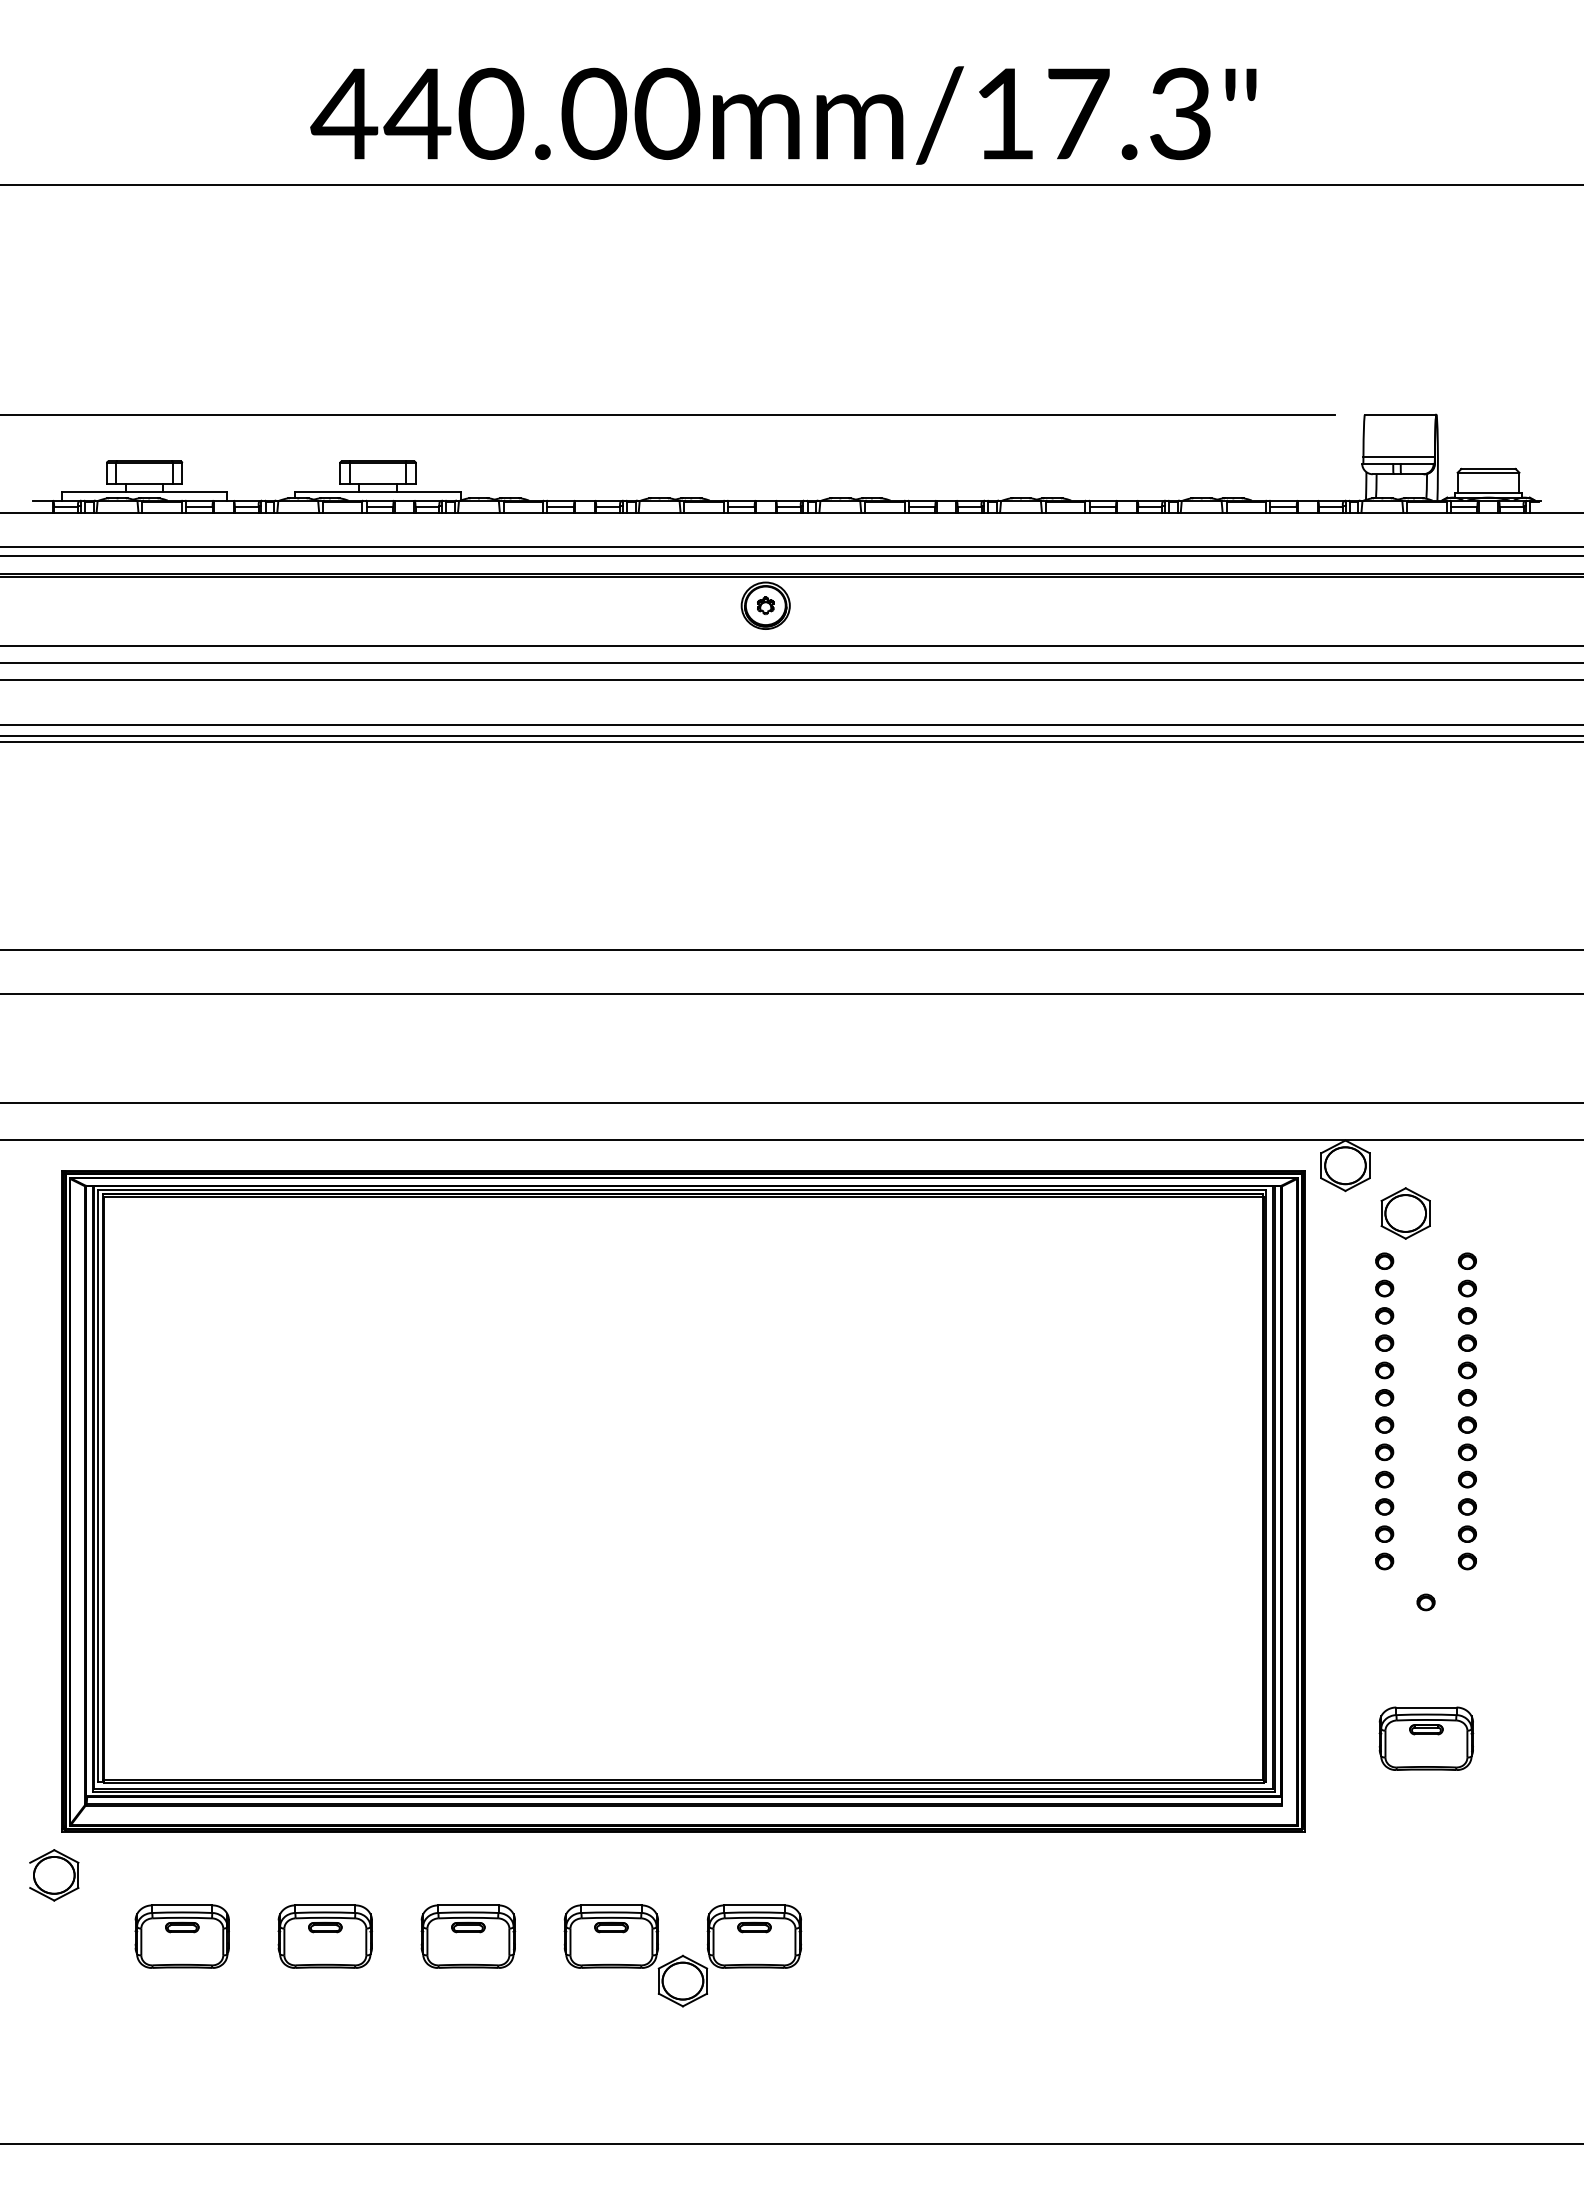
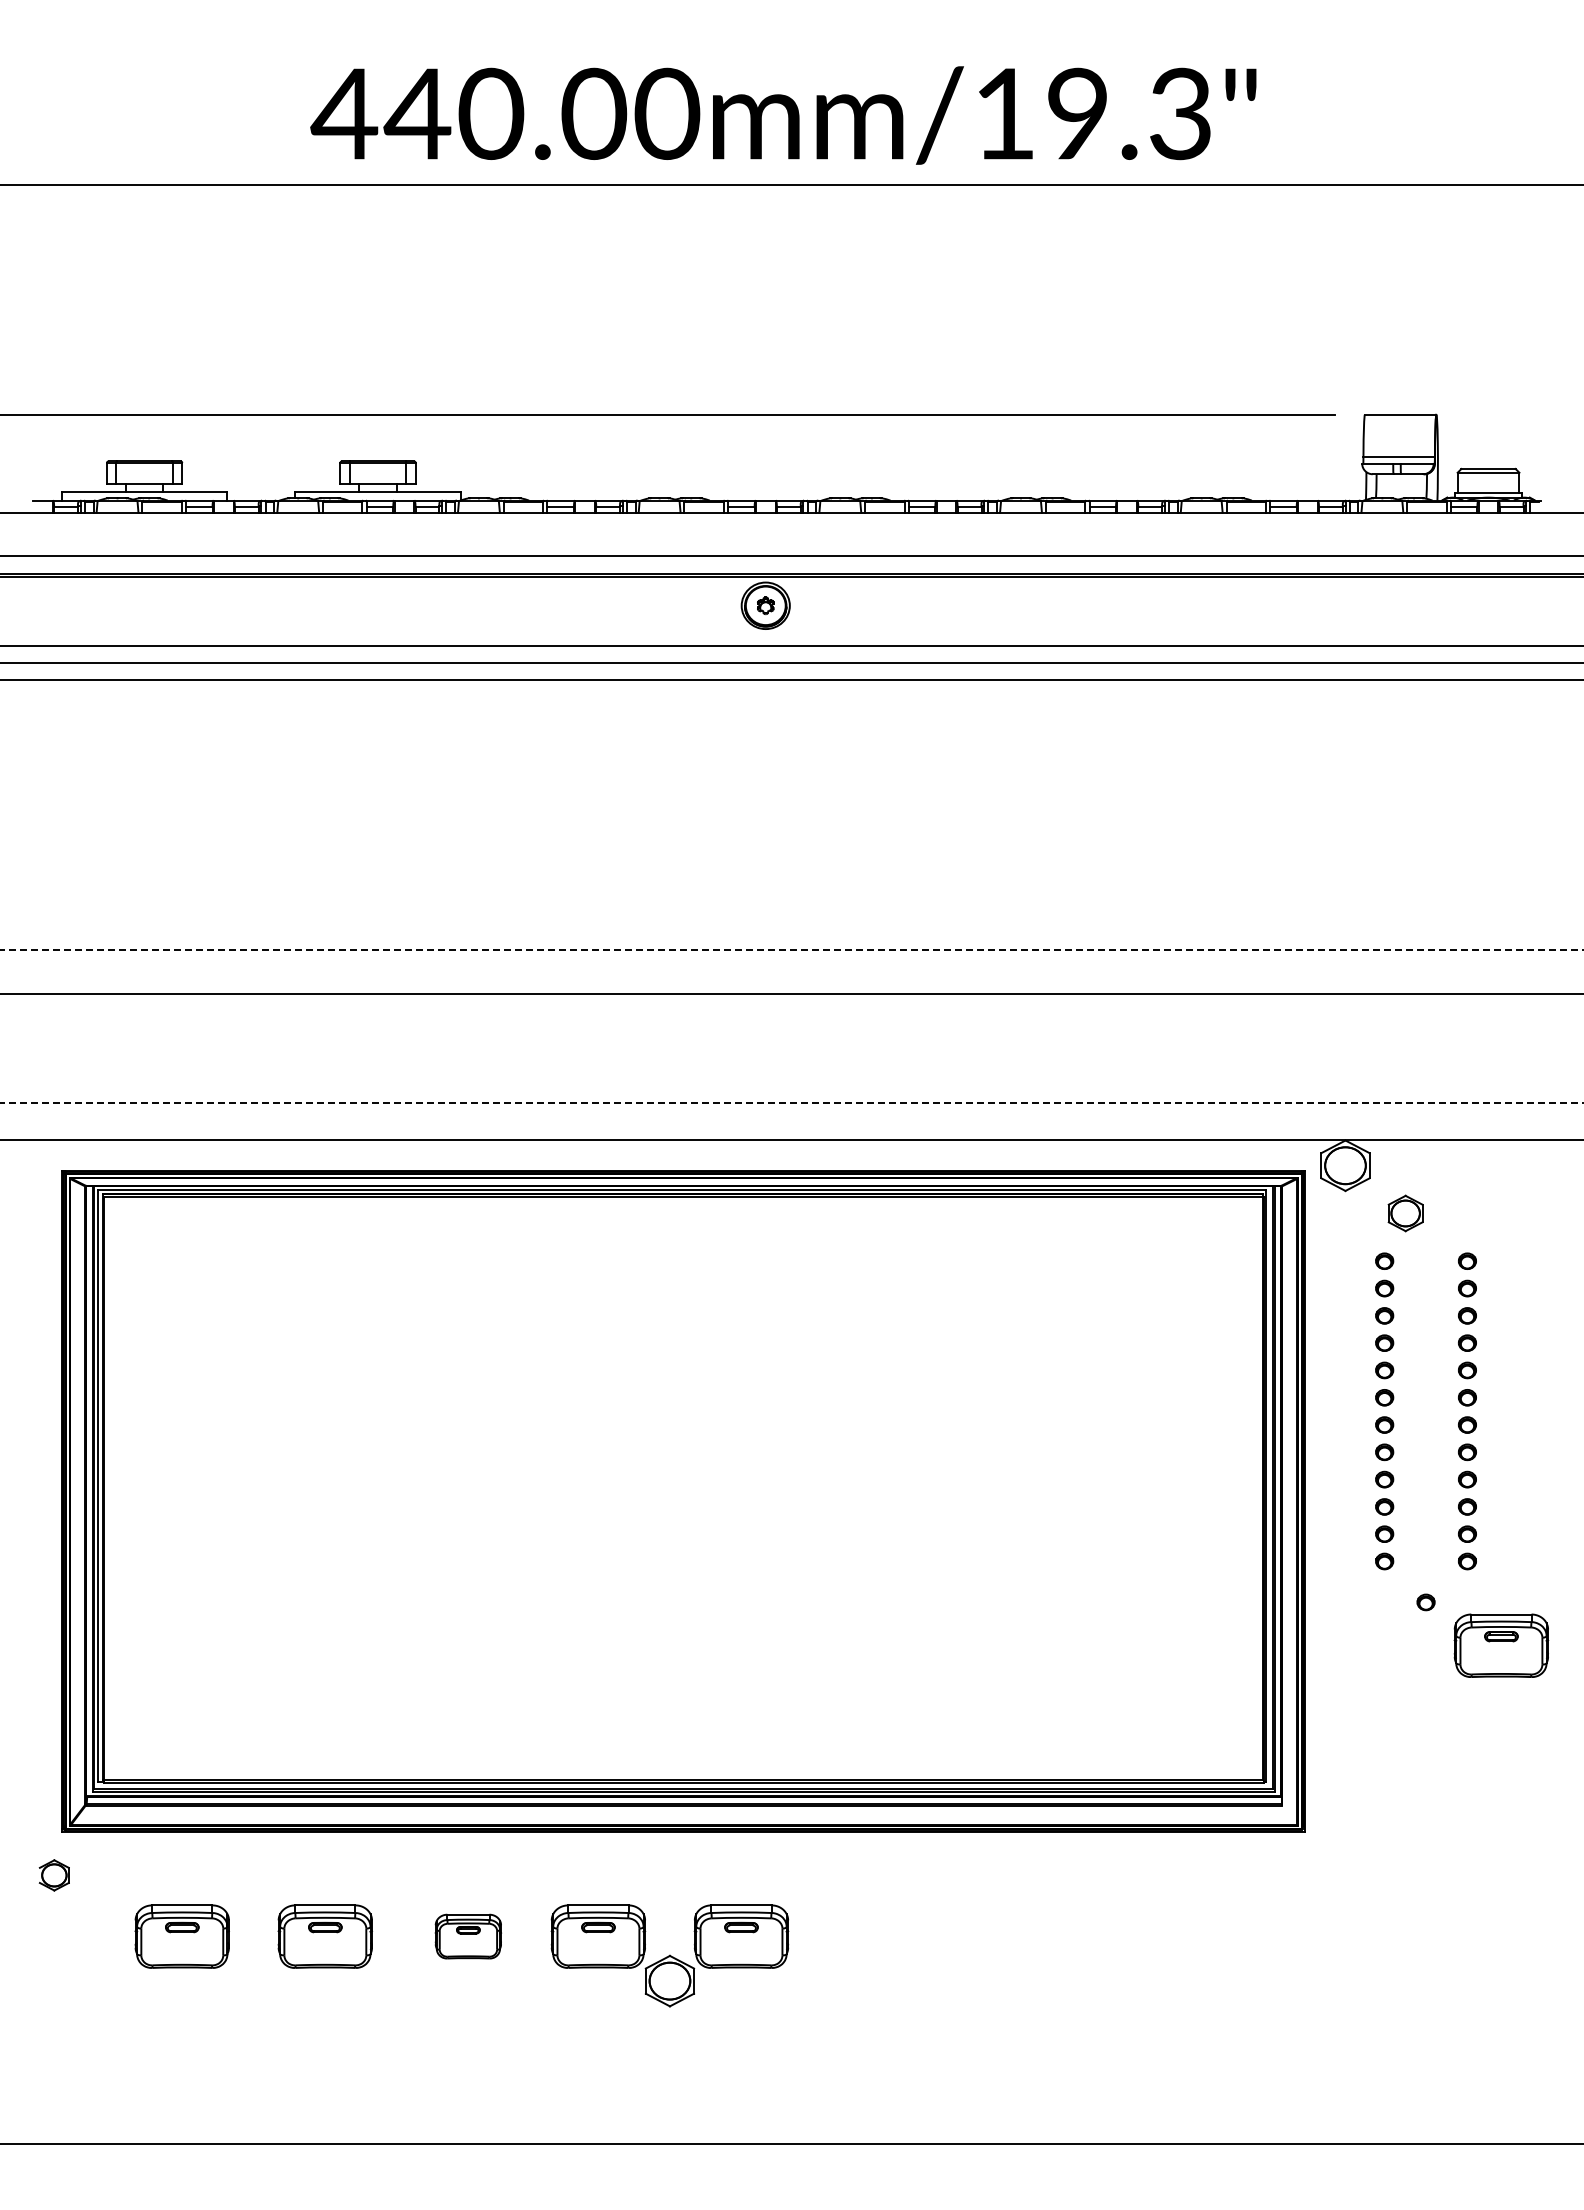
text: 440.00mm/17.3" -> 440.00mm/19.3" (1078, 113)
line: present -> none (791, 547)
line: present -> none (791, 724)
line: present -> none (791, 735)
line: present -> none (791, 742)
line: solid -> dashed (791, 950)
line: solid -> dashed (791, 1102)
part size: 51x53 px -> 37x39 px (1405, 1213)
part position: (1426, 1738) -> (1501, 1645) (1501, 1645)
part size: 51x53 px -> 32x33 px (53, 1875)
part size: 97x65 px -> 68x47 px (467, 1936)
part position: (682, 1955) -> (669, 1955) (669, 1955)
